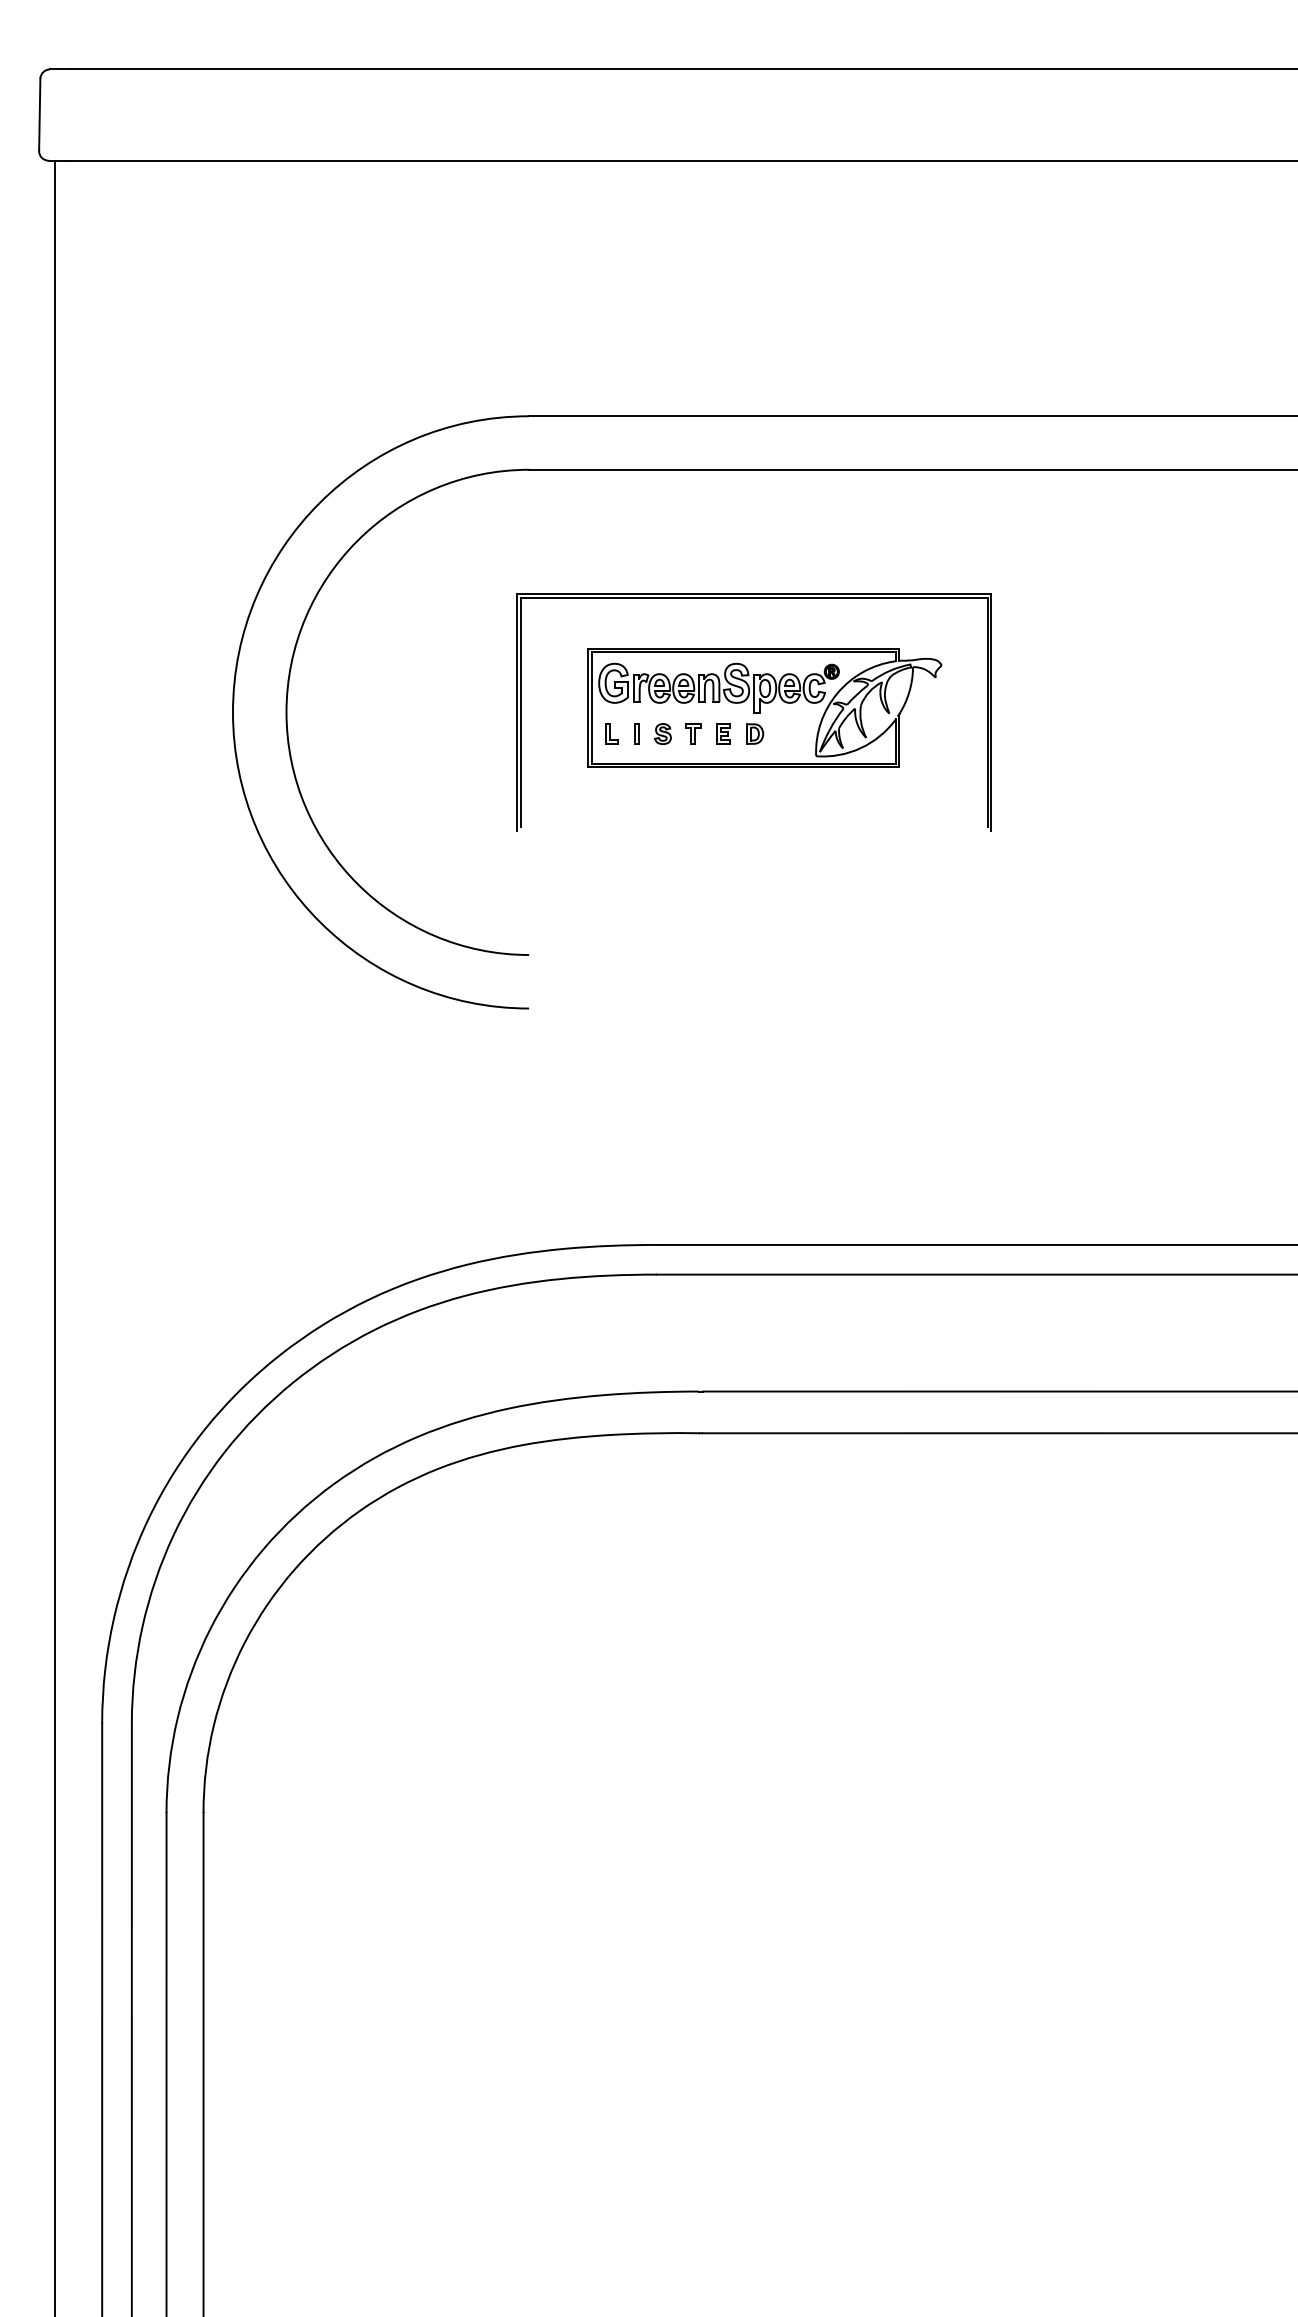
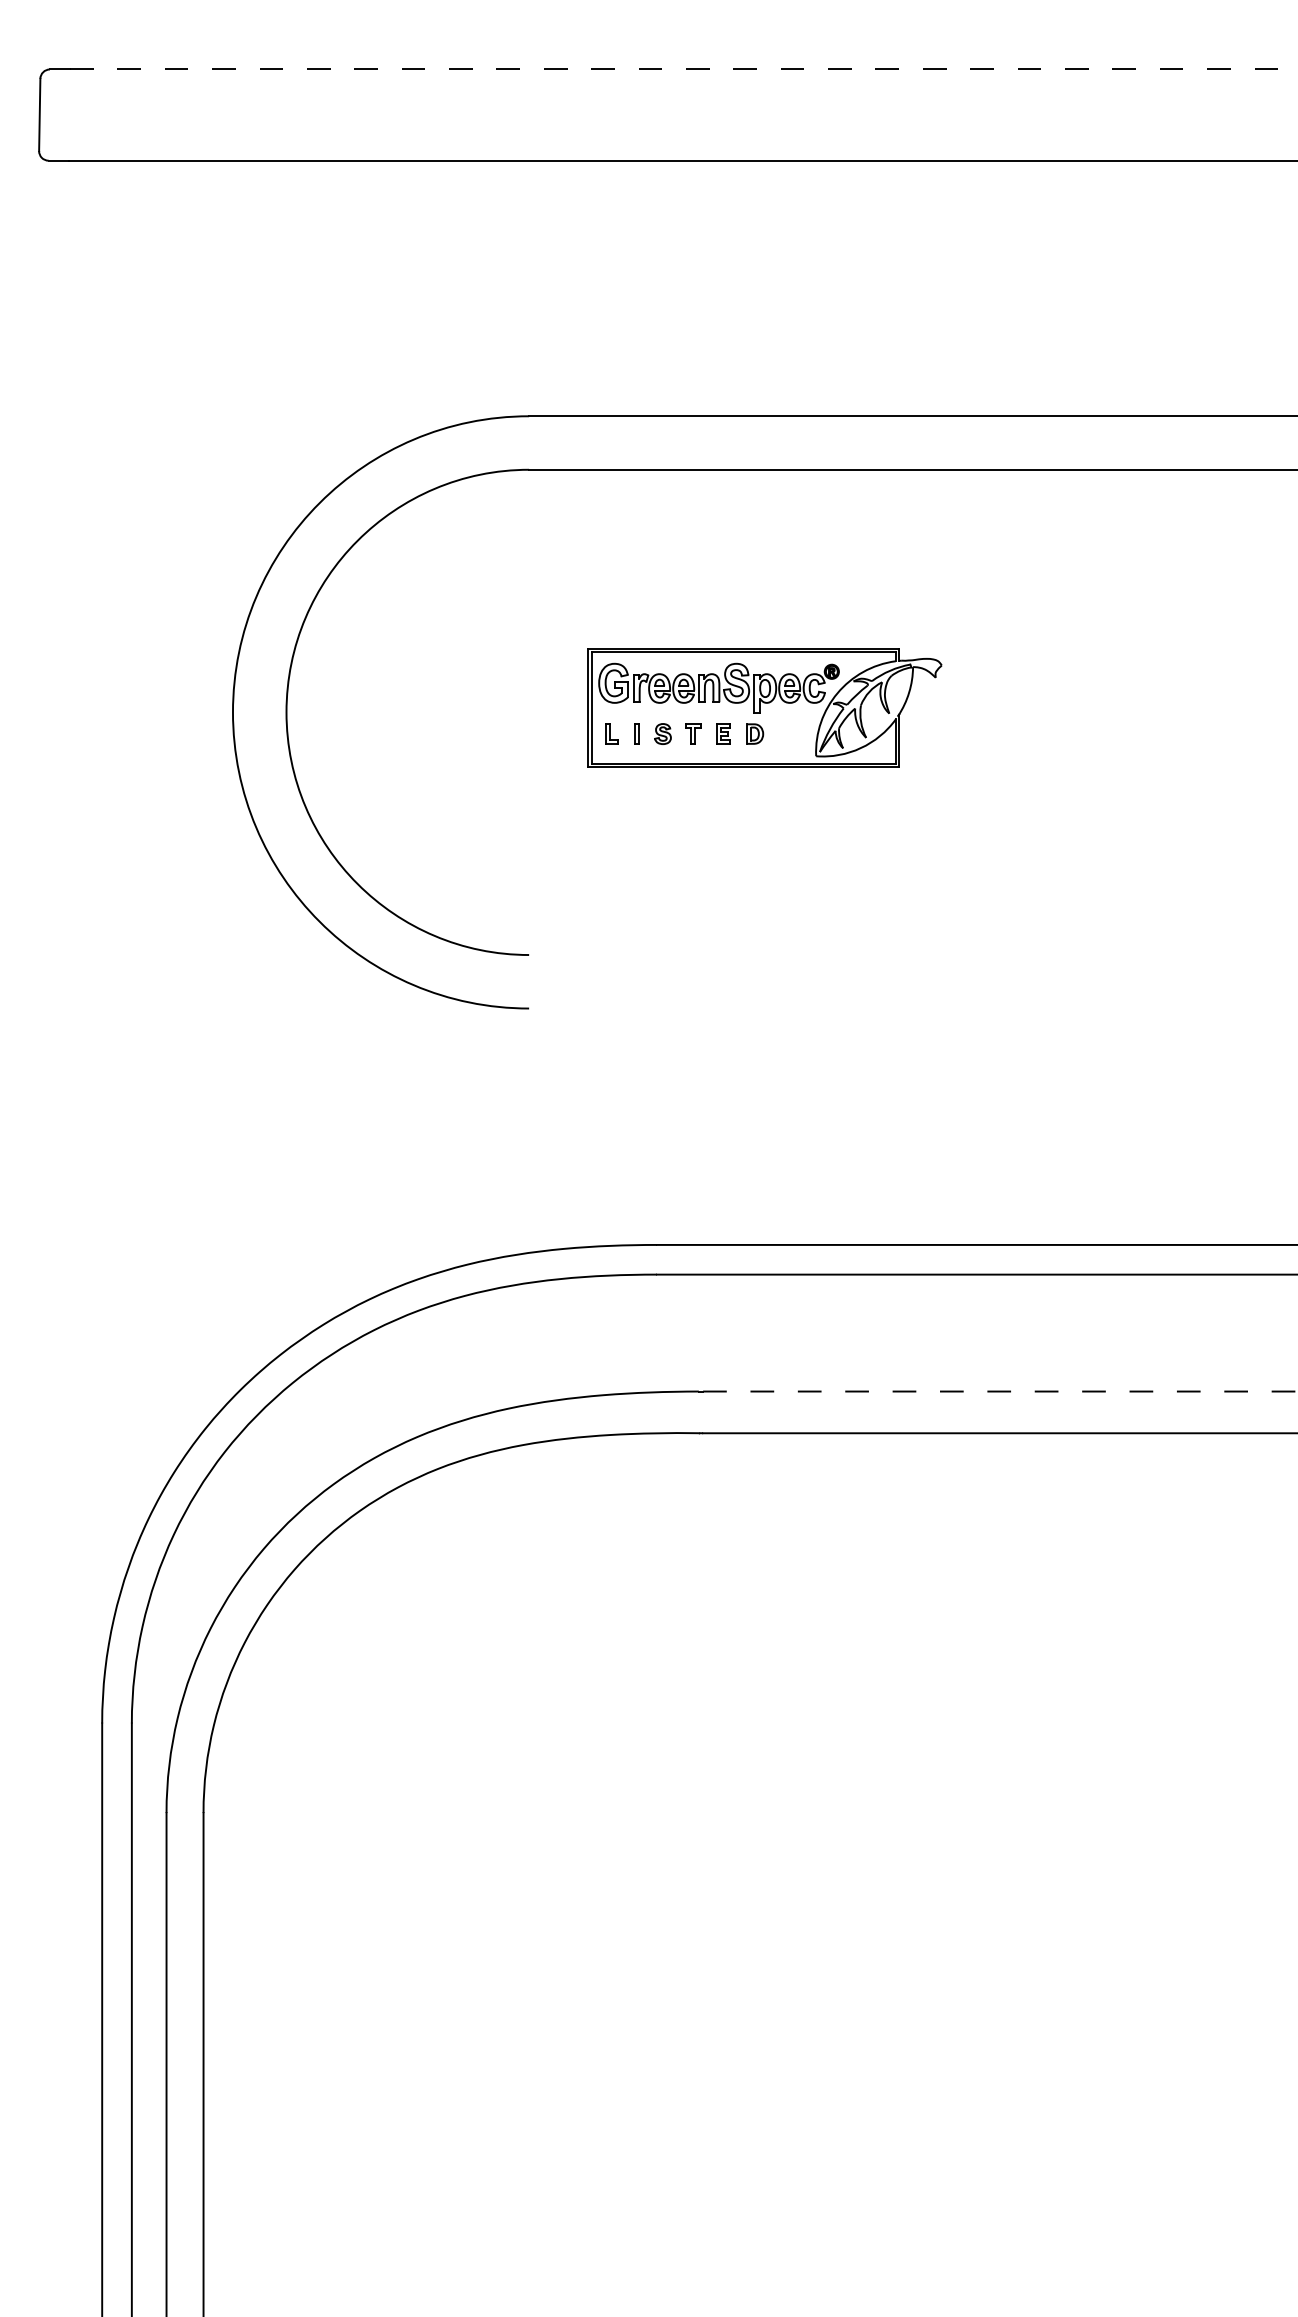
line: solid -> dashed (683, 69)
part: present -> none (753, 598)
line: present -> none (55, 1236)
line: solid -> dashed (1000, 1391)
